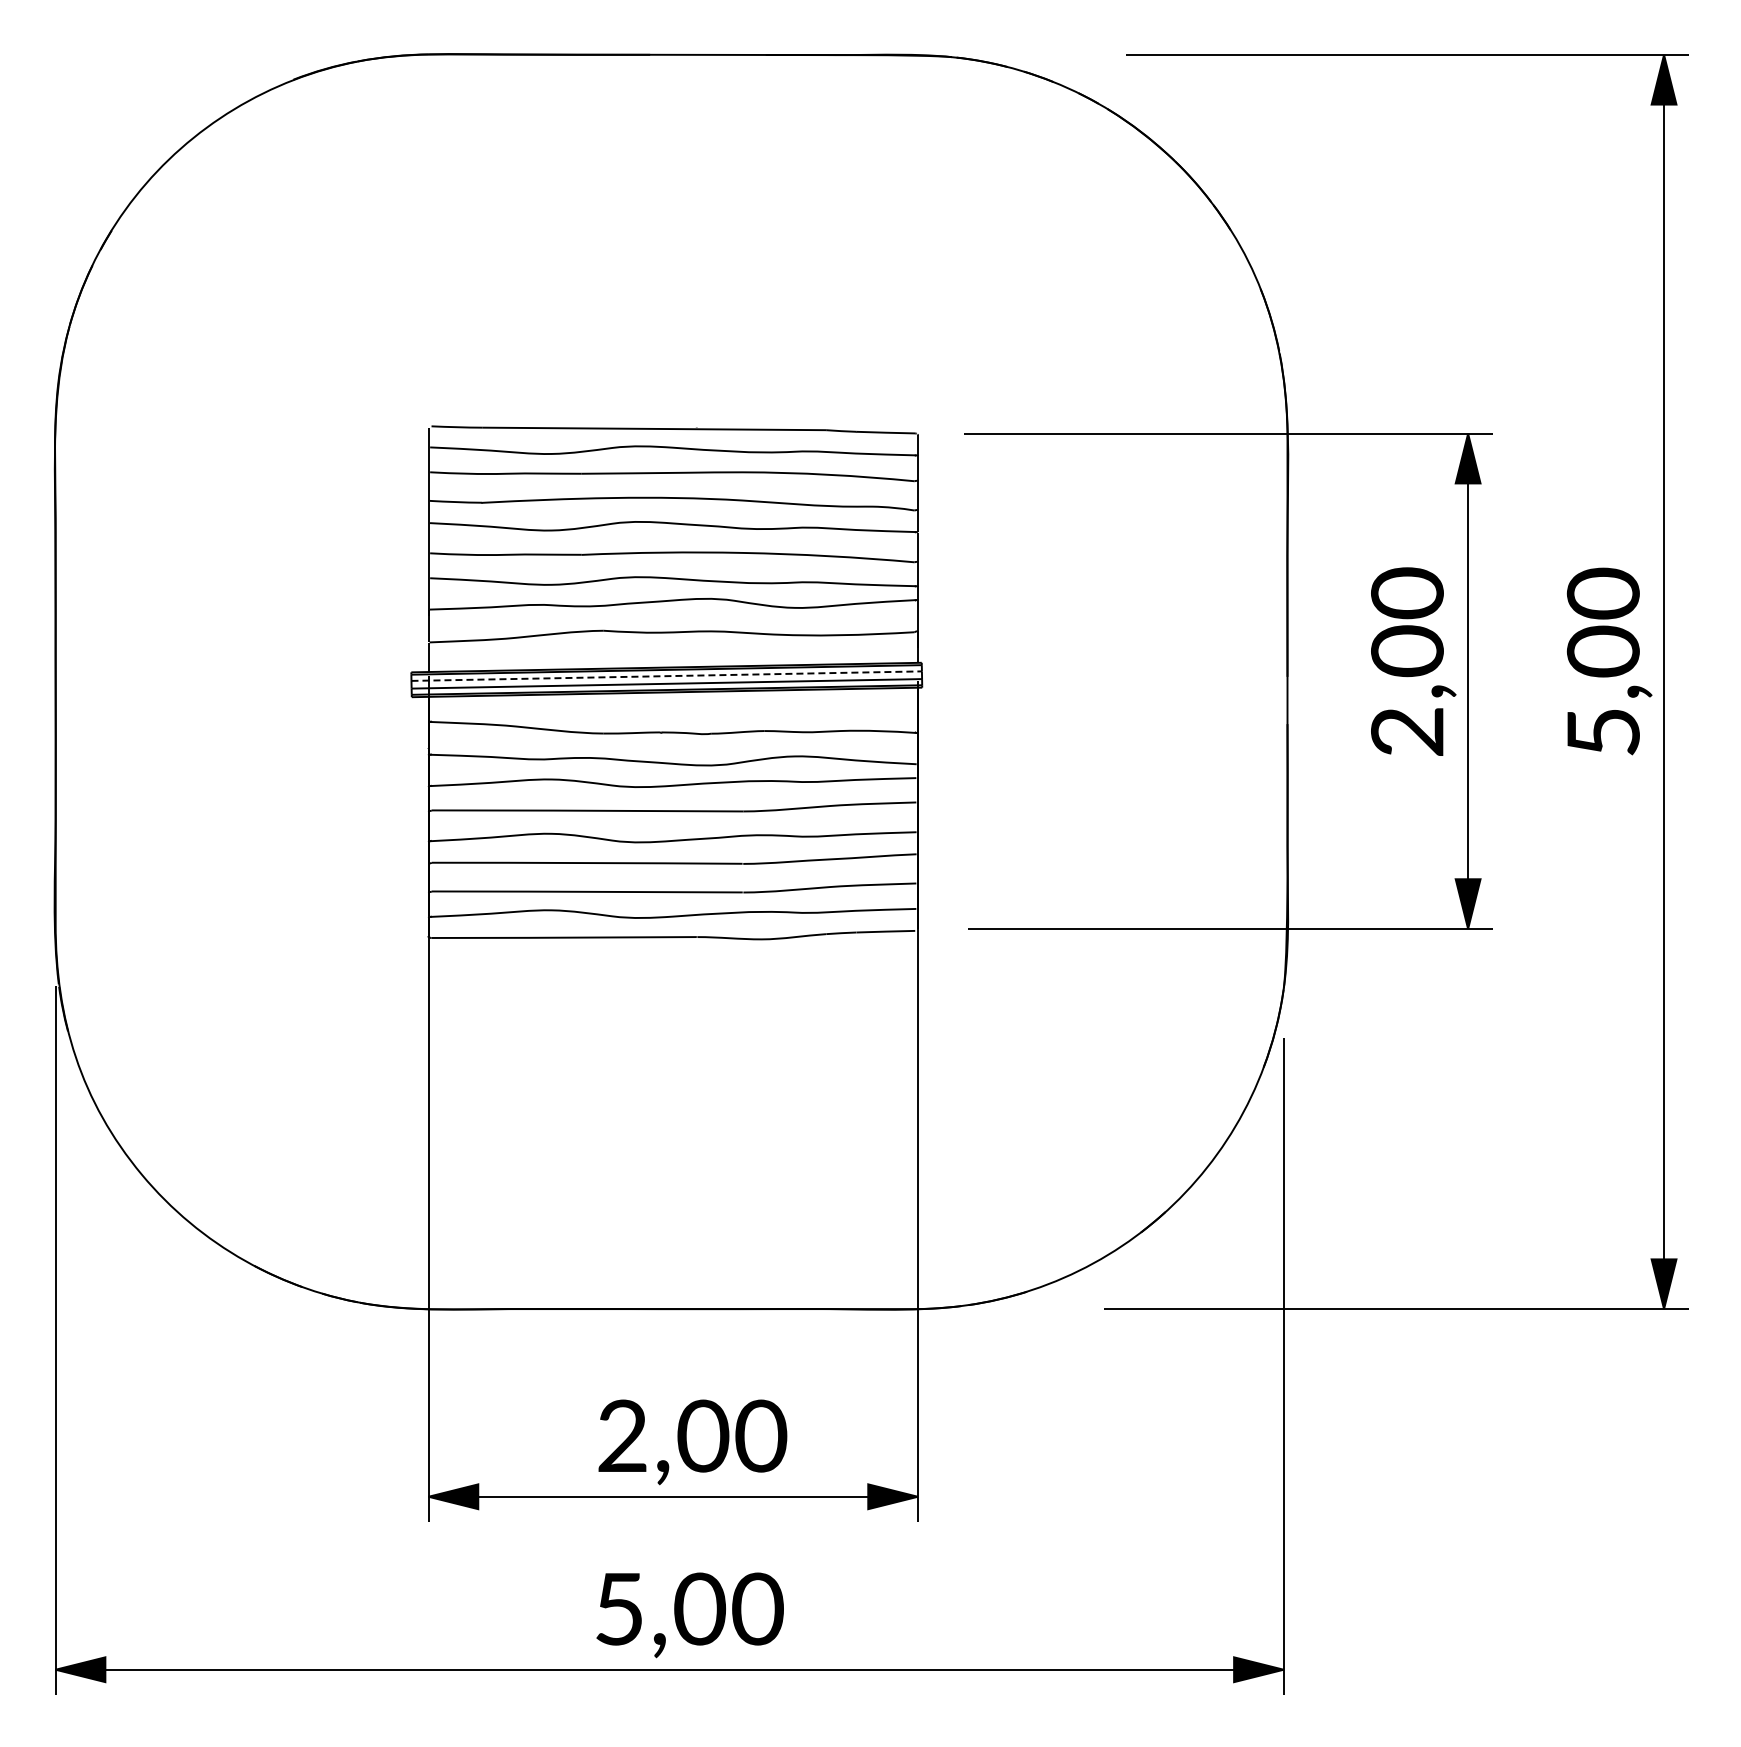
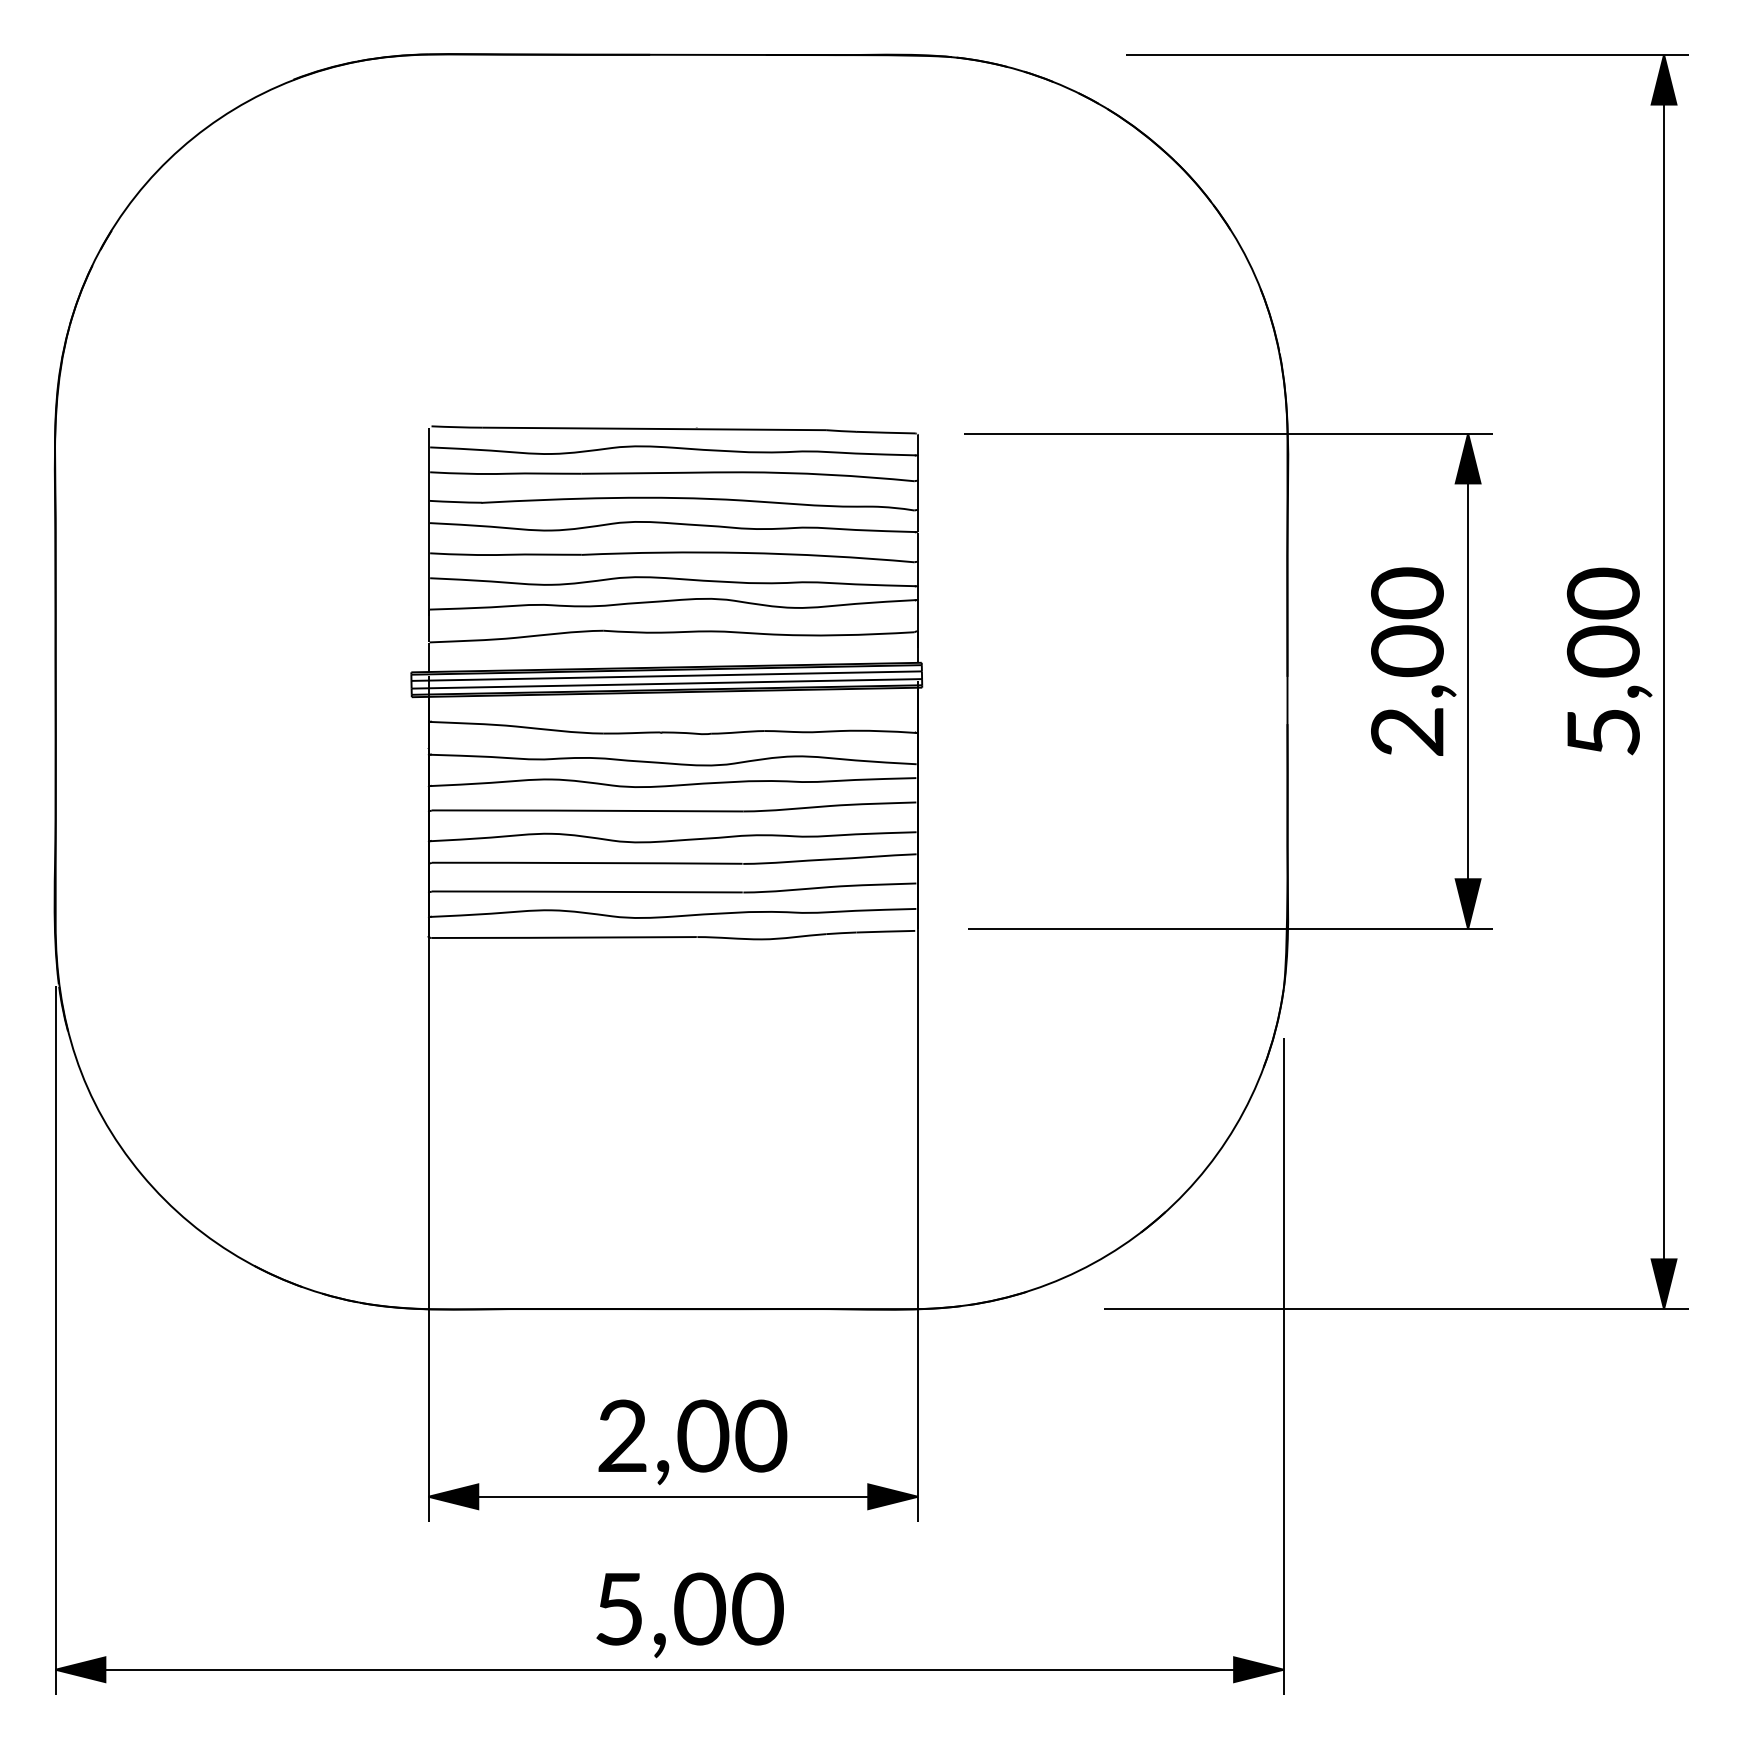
line: dashed -> solid (667, 676)
